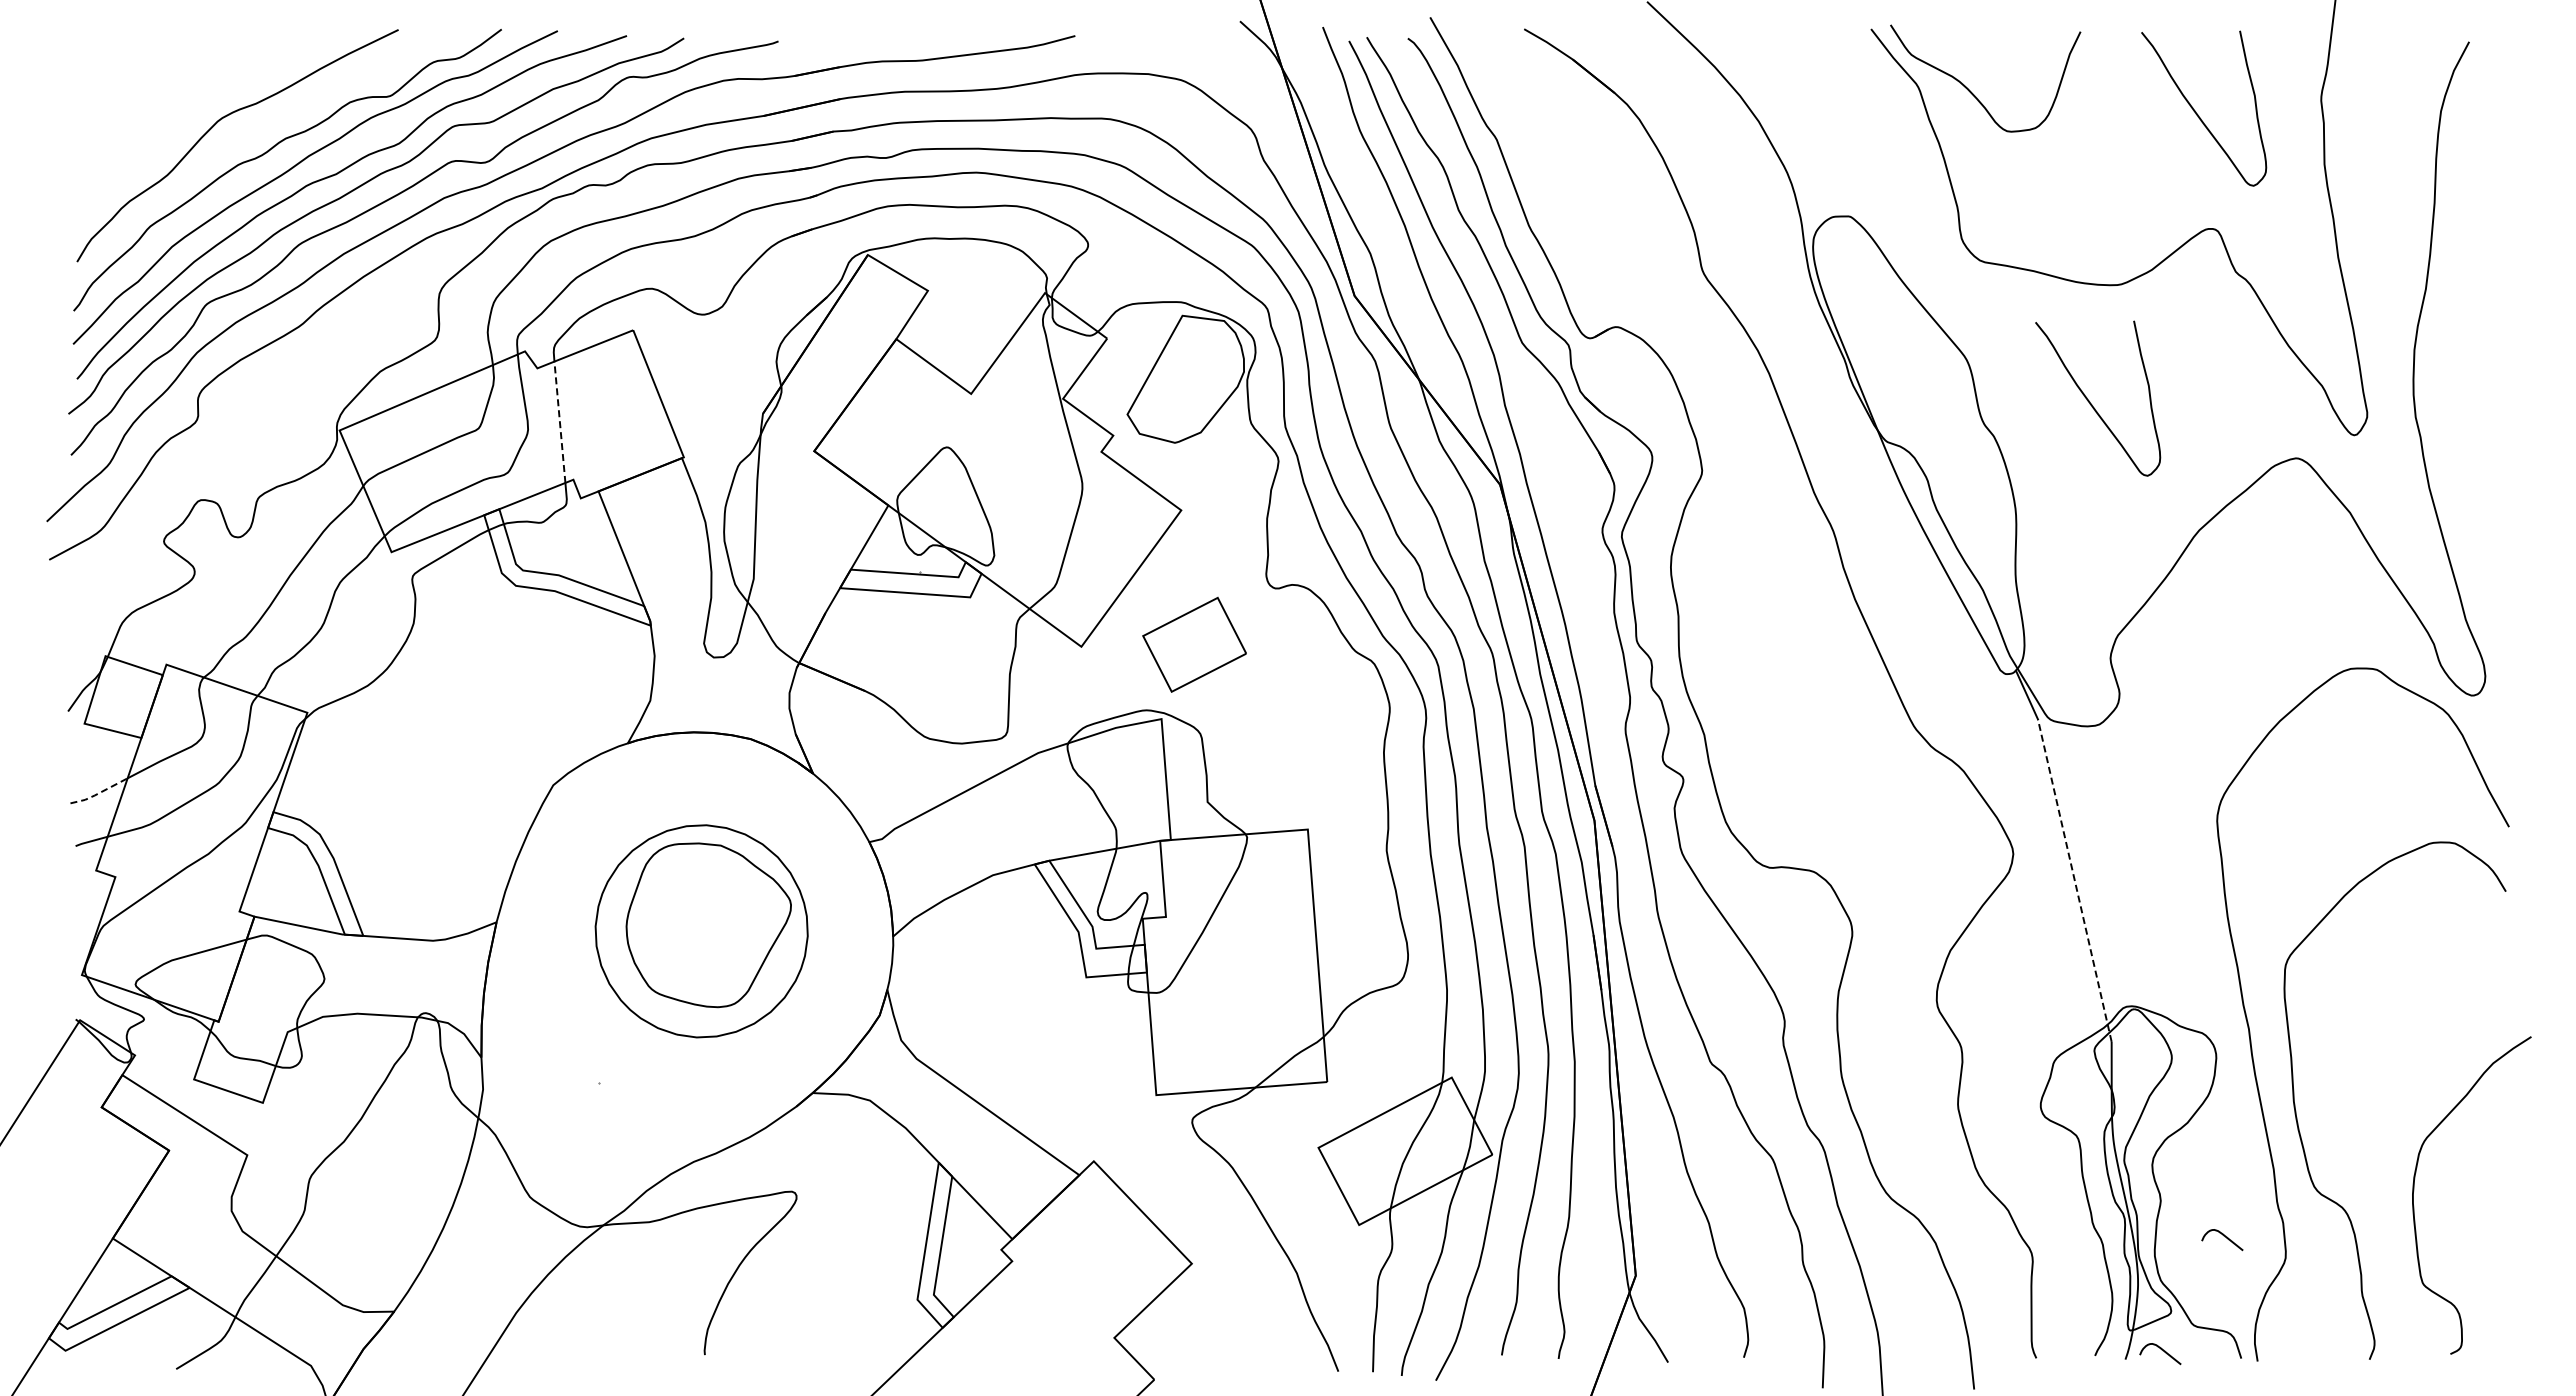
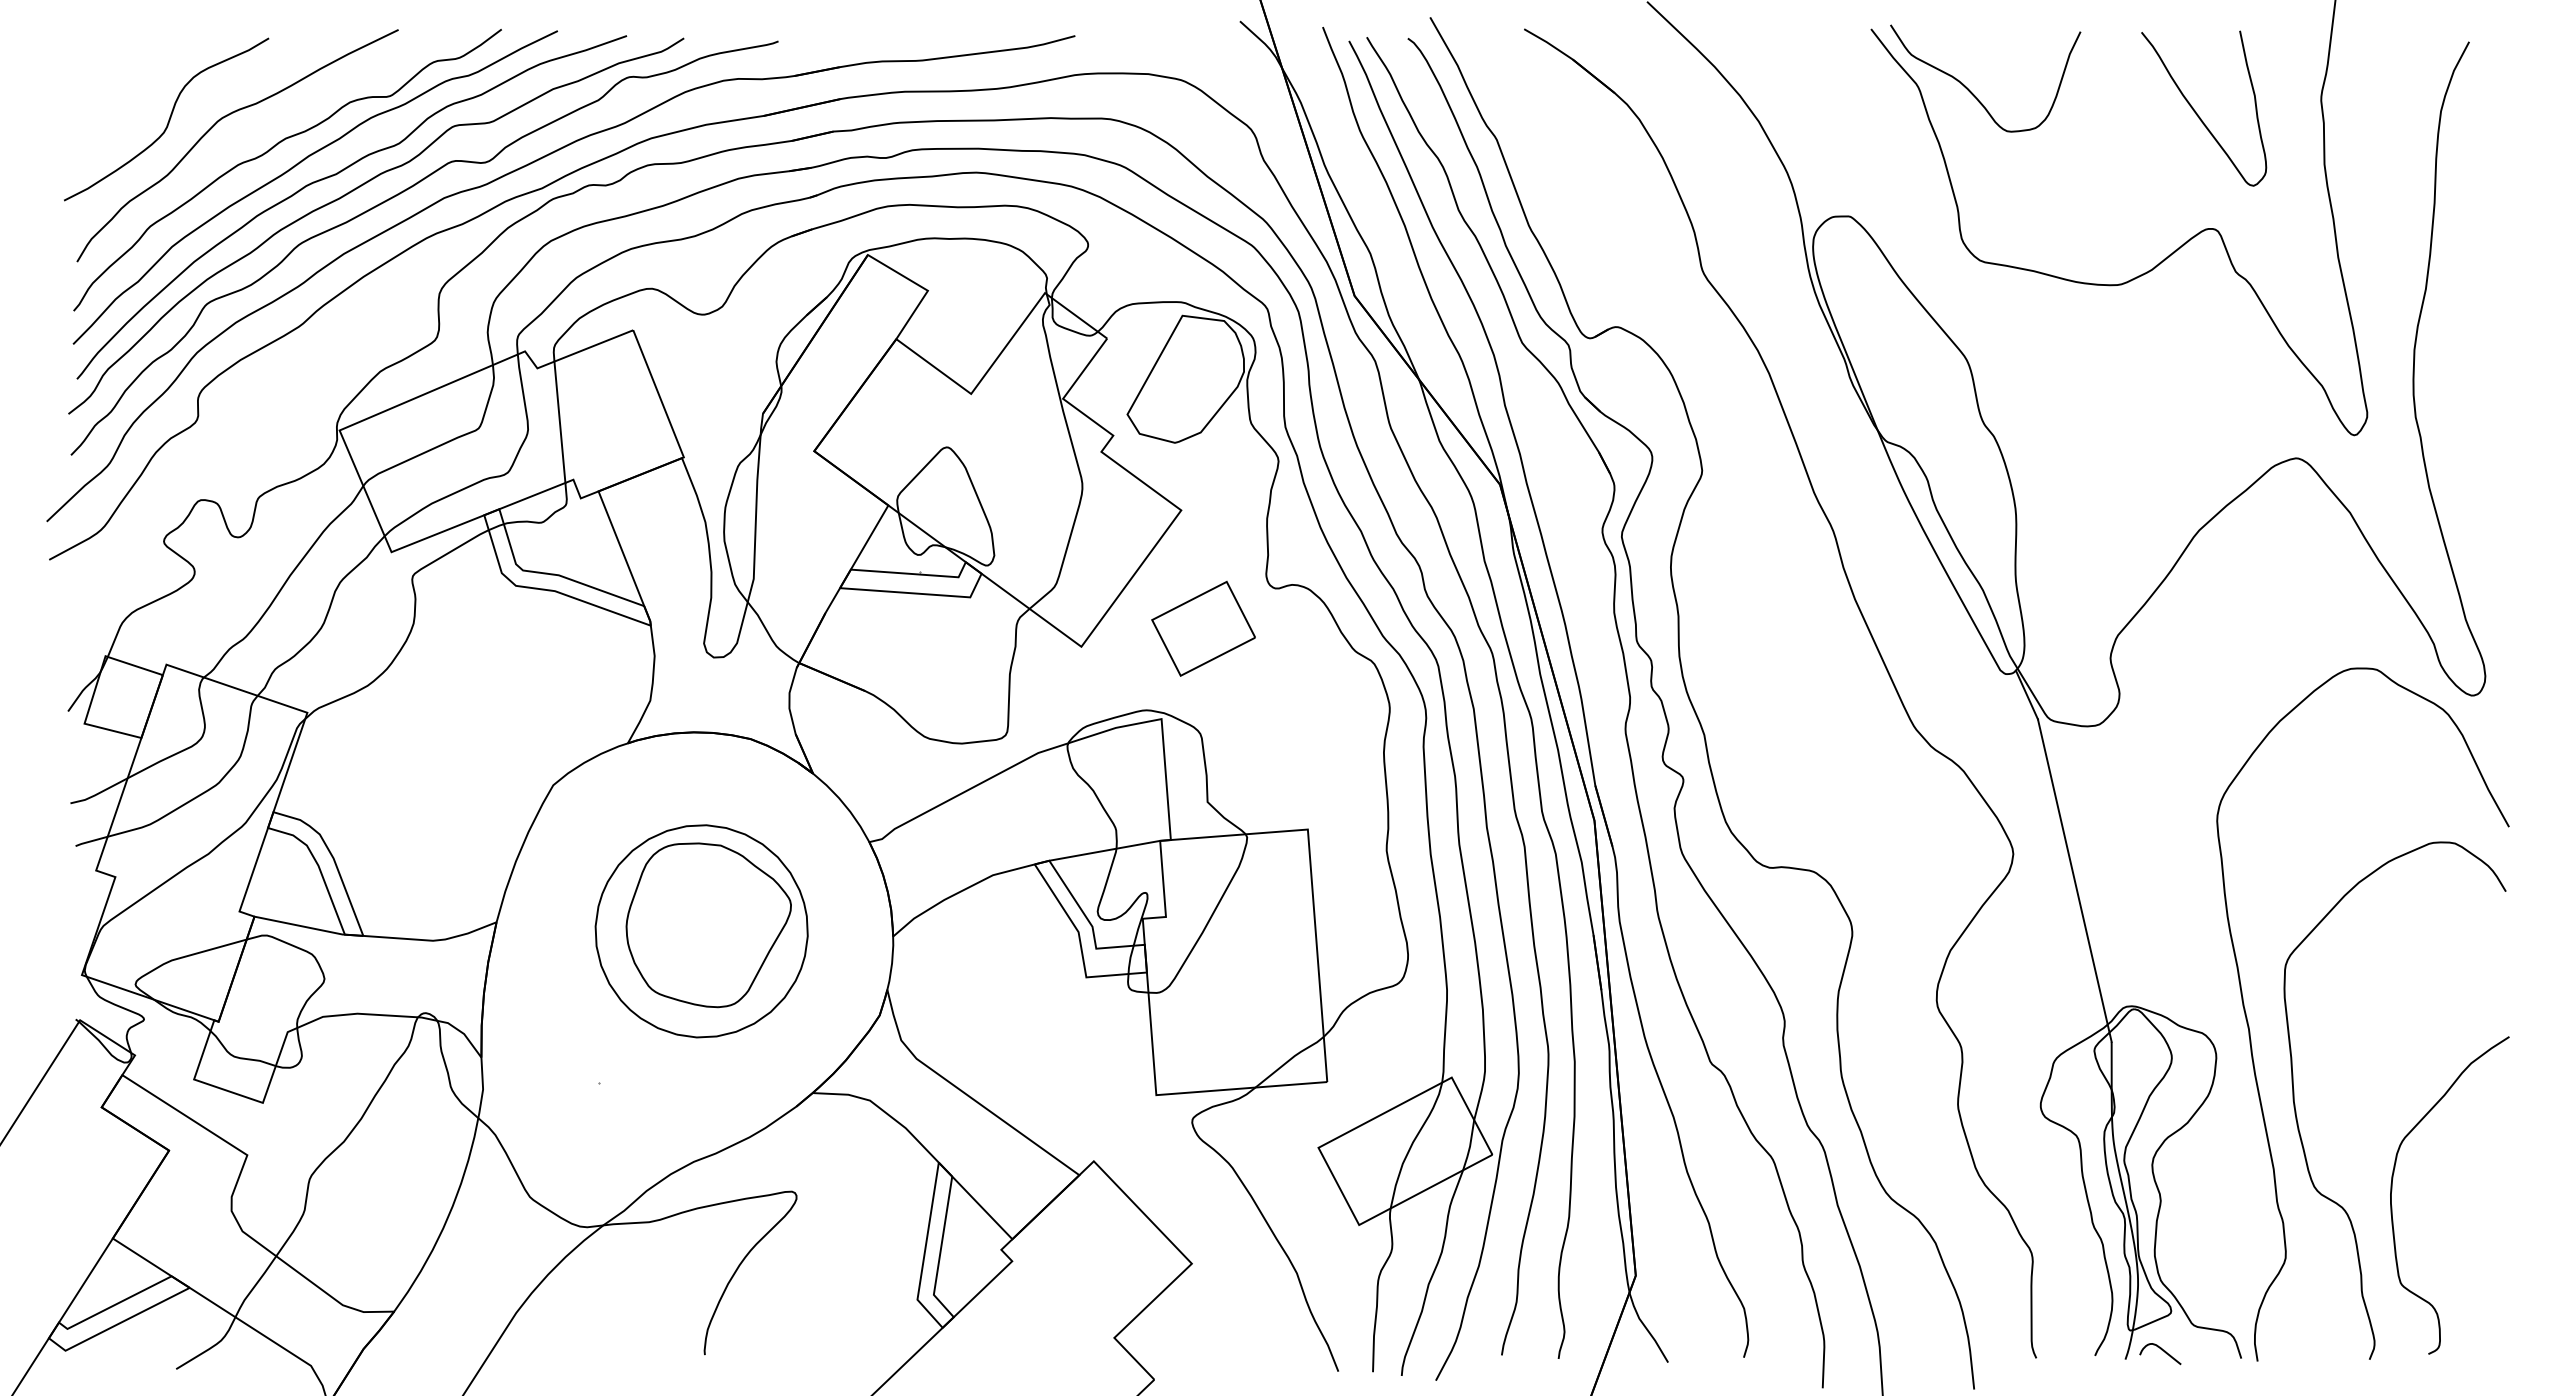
curve: none -> present (168, 119)
curve: present -> none (2092, 404)
line: dashed -> solid (559, 422)
part position: (1194, 644) -> (1203, 628) (1203, 628)
line: dashed -> solid (98, 793)
line: dashed -> solid (2074, 880)
curve position: (2414, 1191) -> (2392, 1191) (2392, 1191)
curve: present -> none (2223, 1236)
